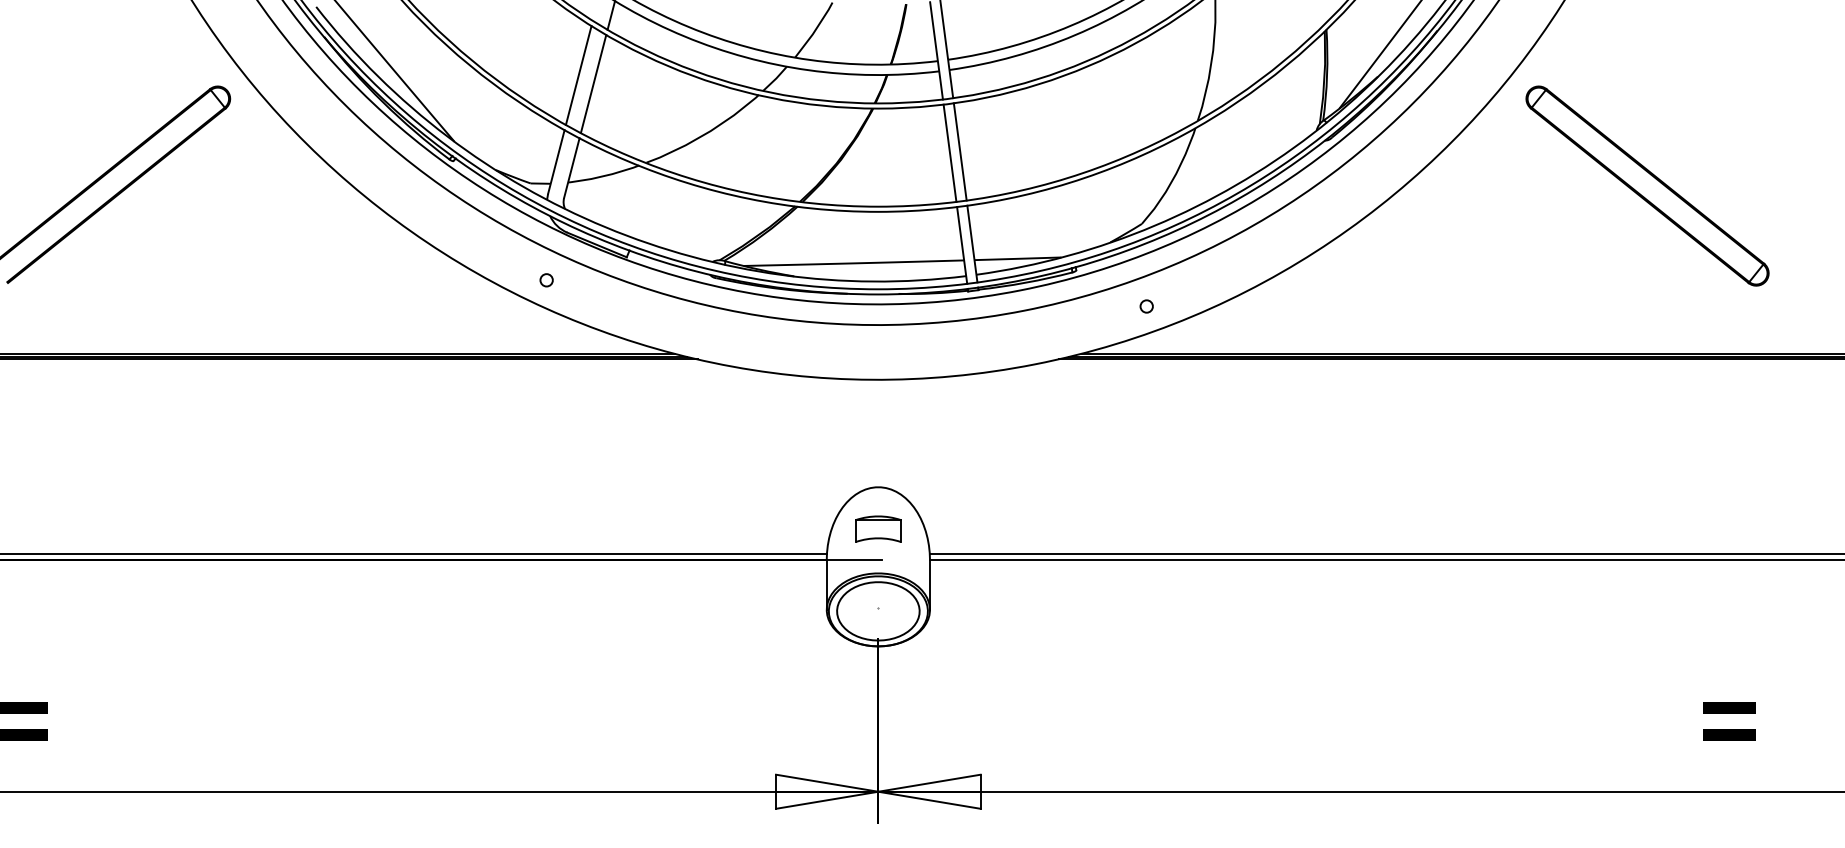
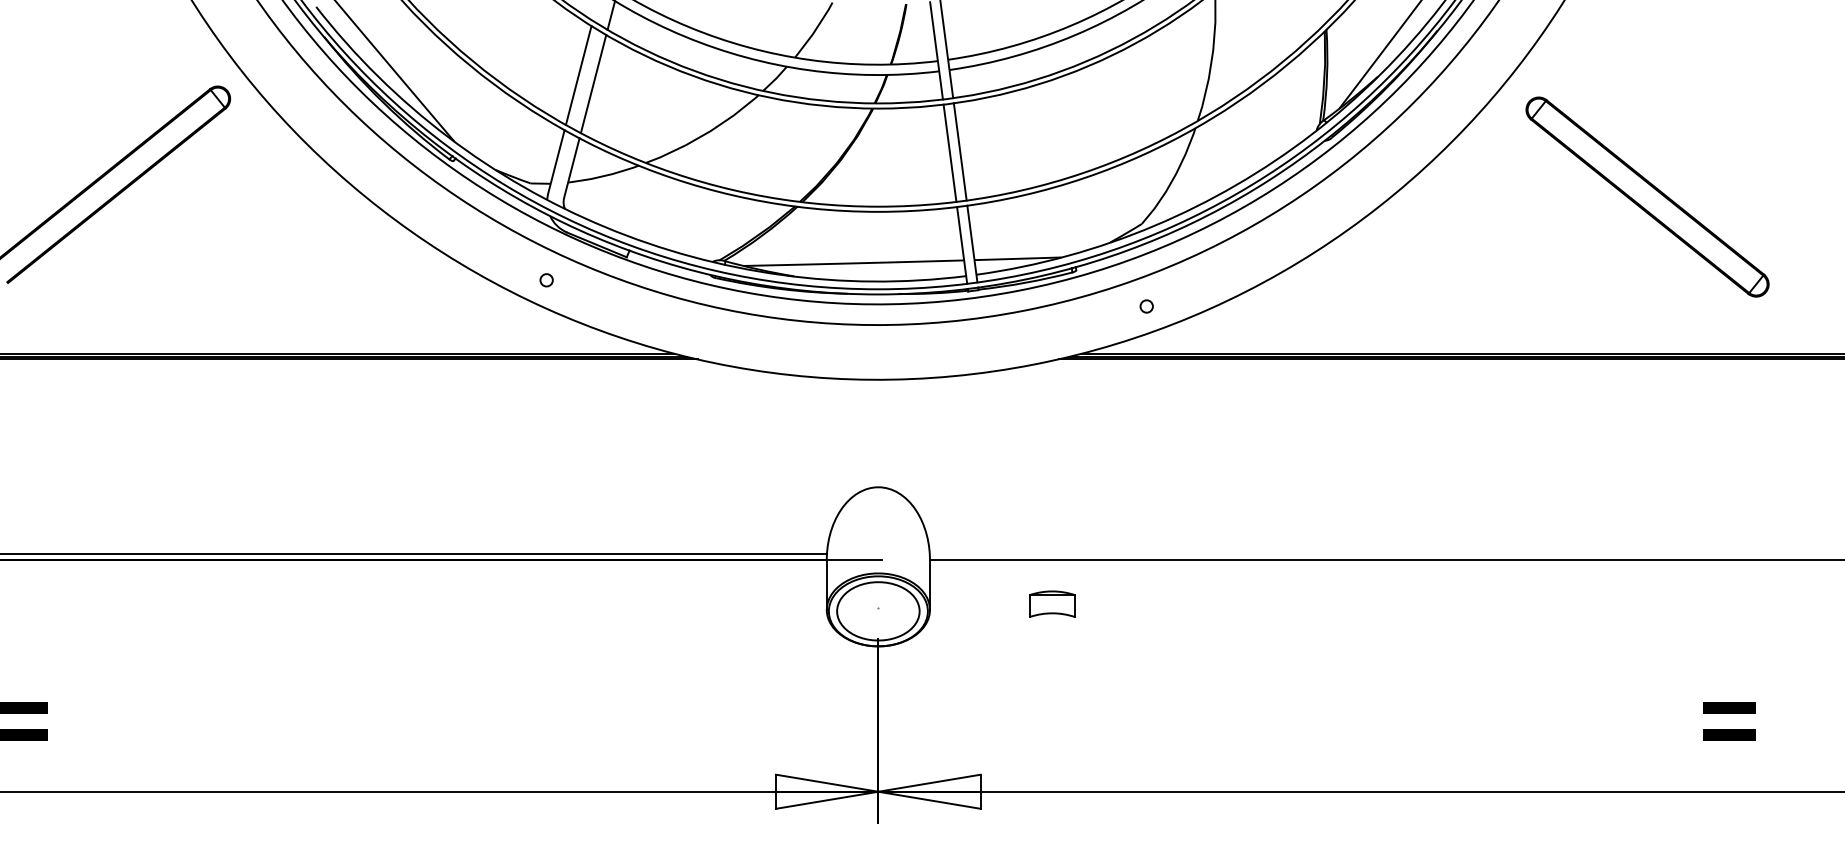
part position: (1647, 185) -> (1647, 196) (1647, 196)
part position: (878, 528) -> (1052, 603) (1052, 603)
line: present -> none (1385, 554)
